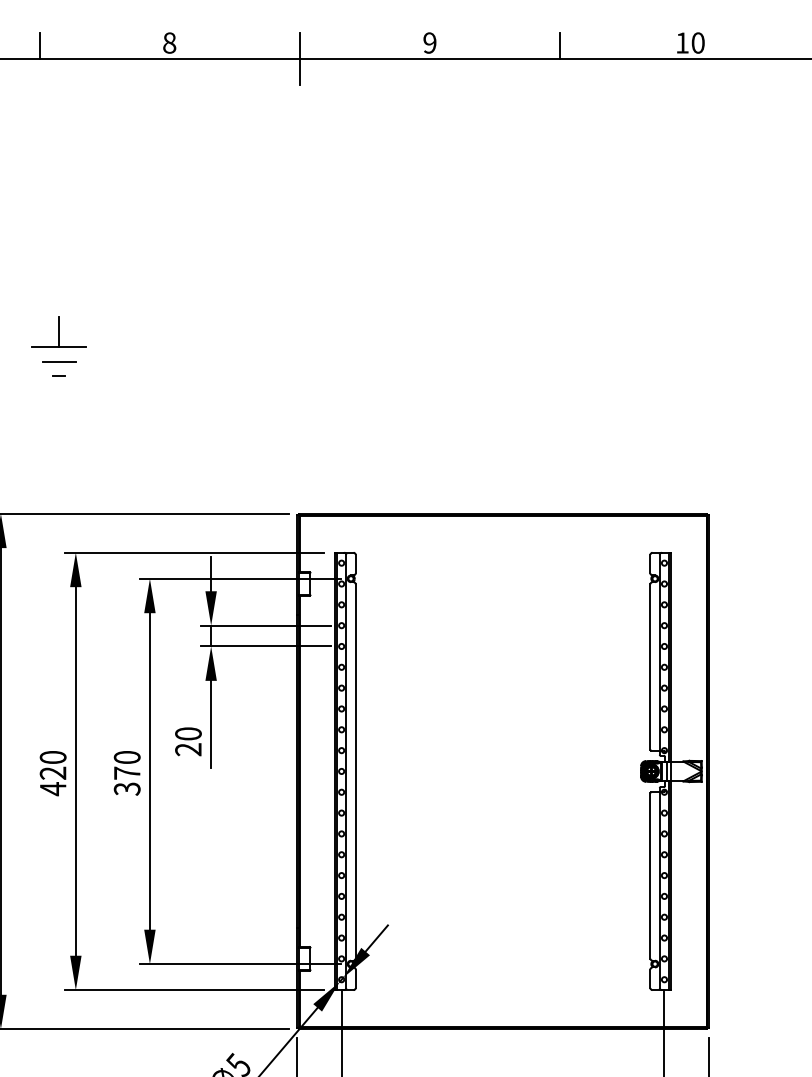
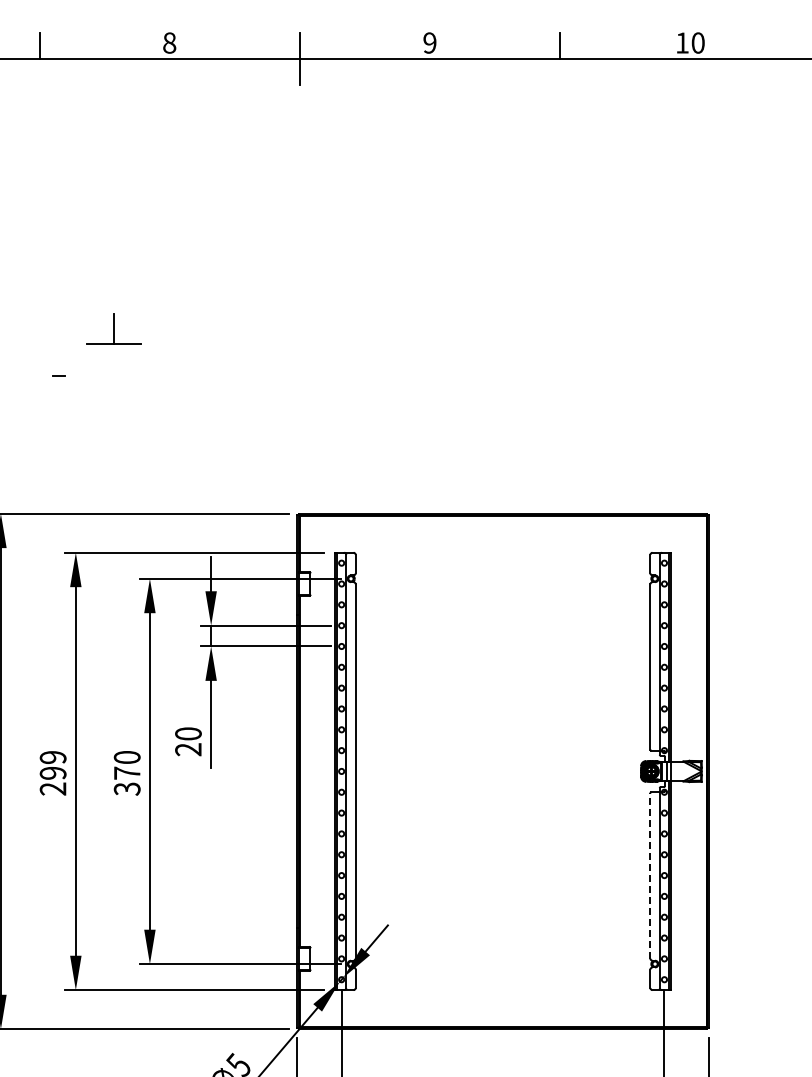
part position: (58, 331) -> (113, 328) (113, 328)
line: present -> none (58, 361)
text: 420 -> 299 (52, 773)
line: solid -> dashed (650, 875)
